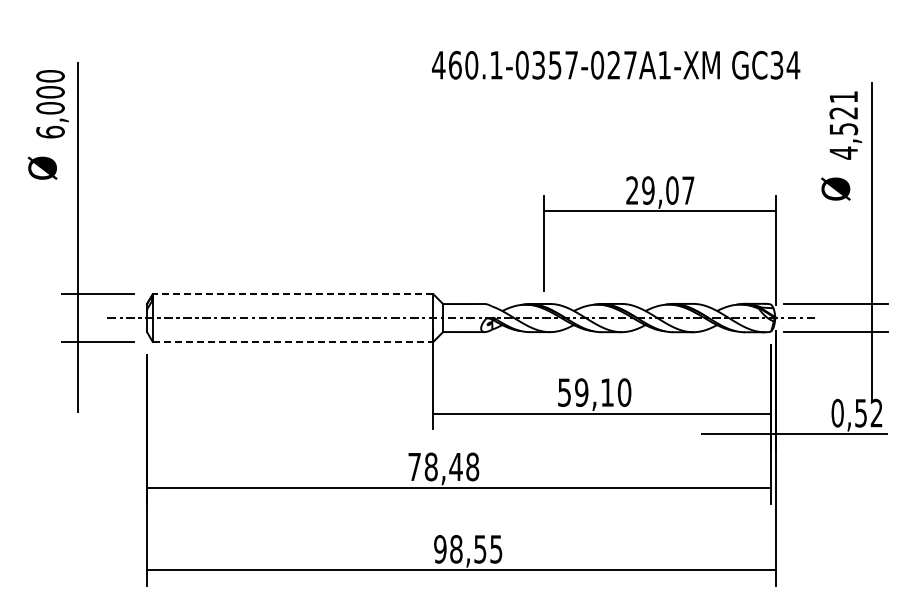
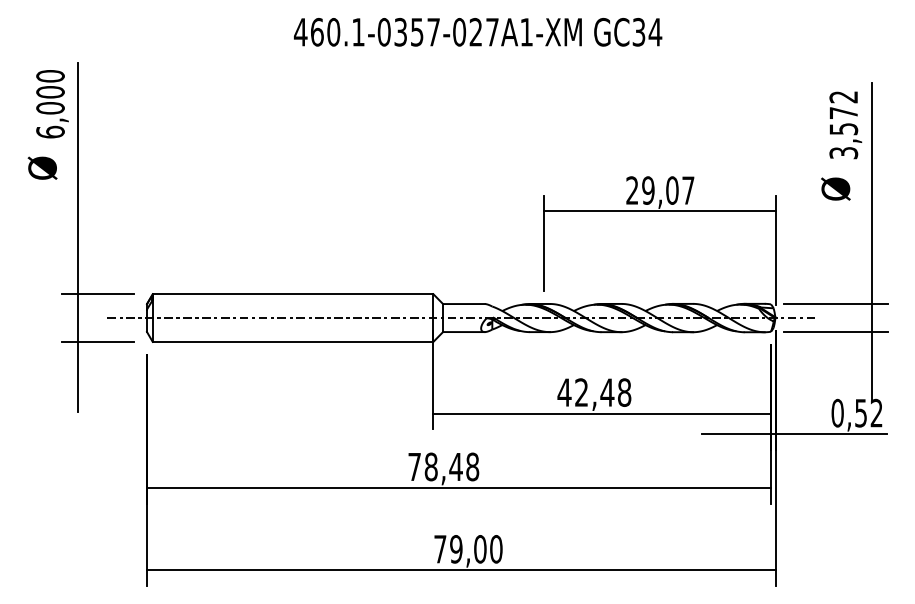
text position: (616, 65) -> (478, 32) (478, 32)
text: 4,521 -> 3,572 (843, 125)
line: dashed -> solid (292, 294)
line: dashed -> solid (293, 341)
text: 59,10 -> 42,48 (594, 392)
text: 98,55 -> 79,00 (468, 549)
